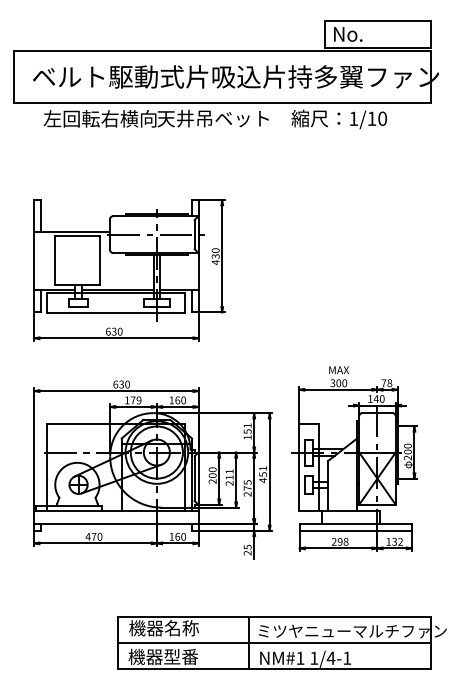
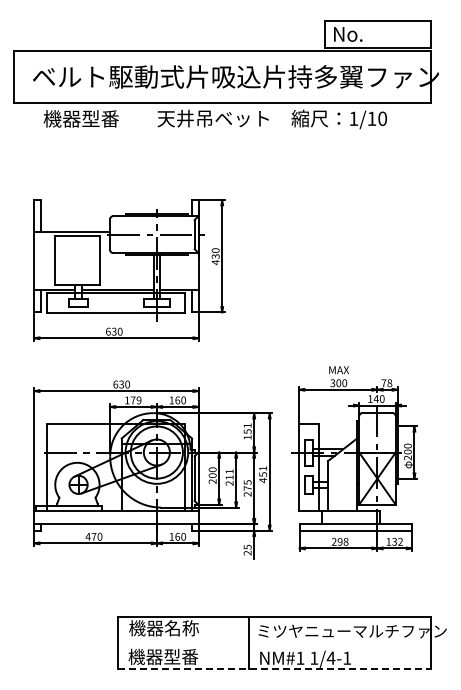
text: 左回転右横向 -> 機器型番 (99, 118)
line: present -> none (274, 643)
line: solid -> dashed (275, 669)
